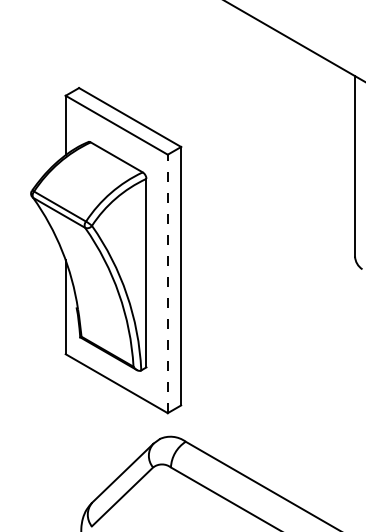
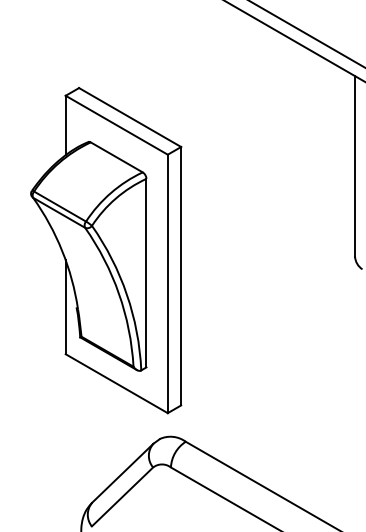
line: none -> present (306, 34)
line: dashed -> solid (167, 283)
